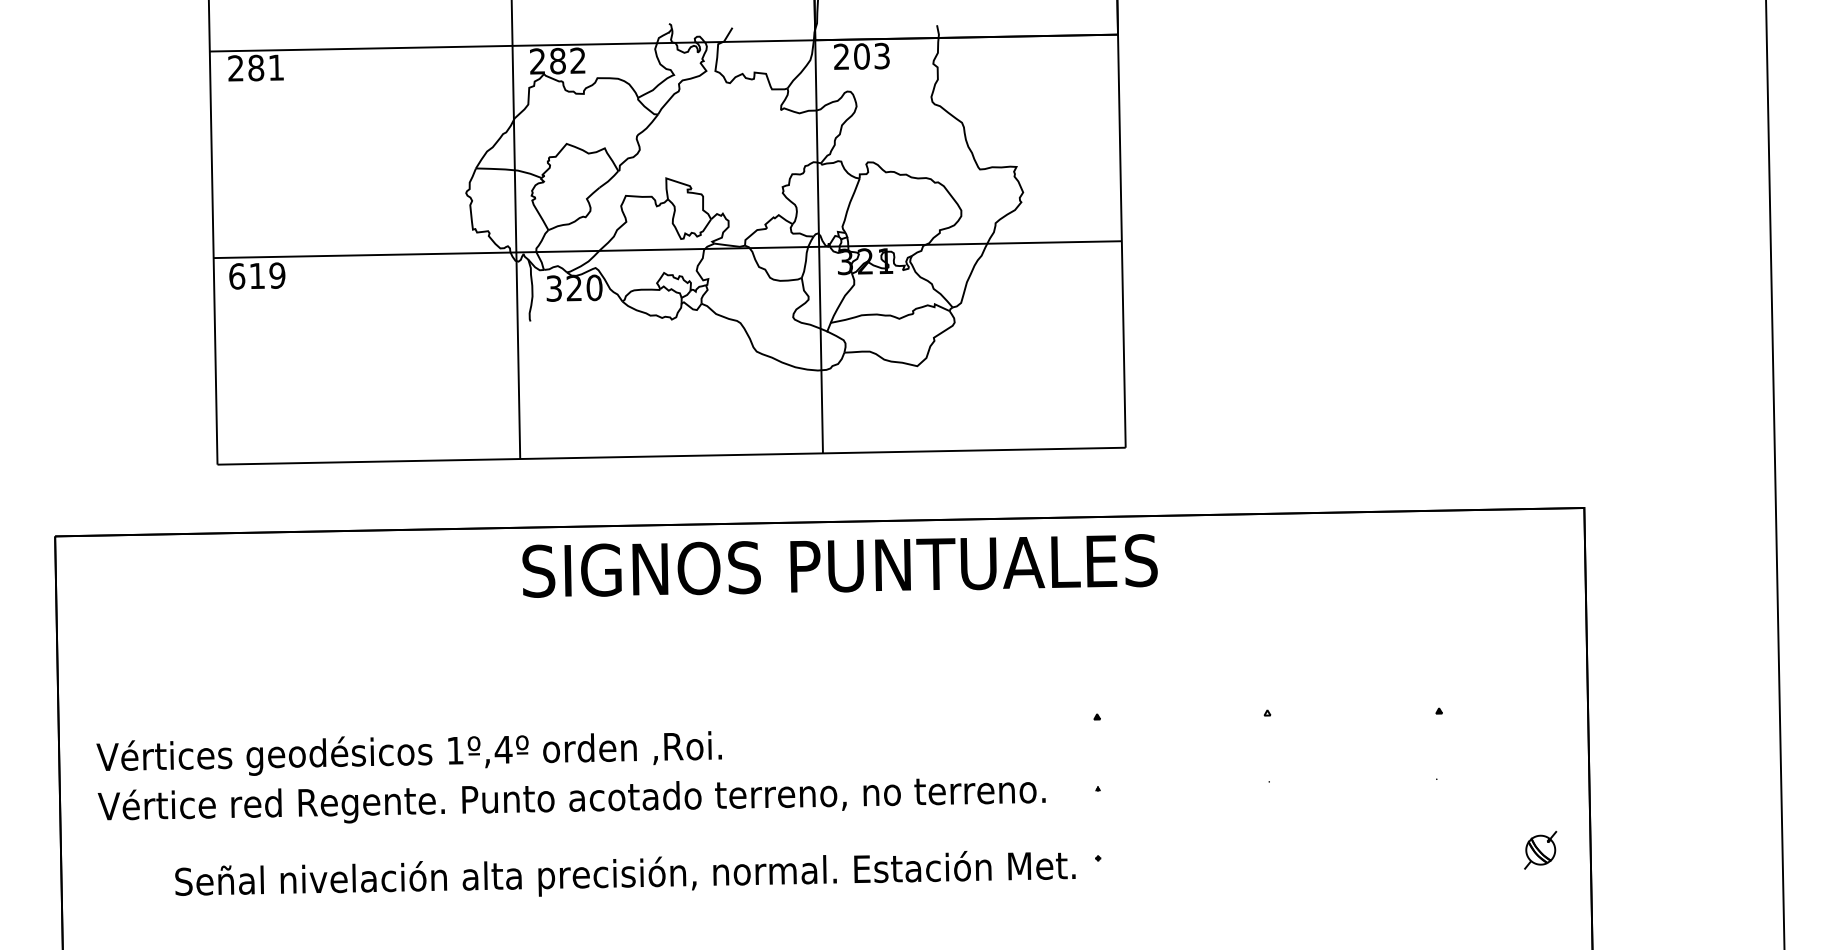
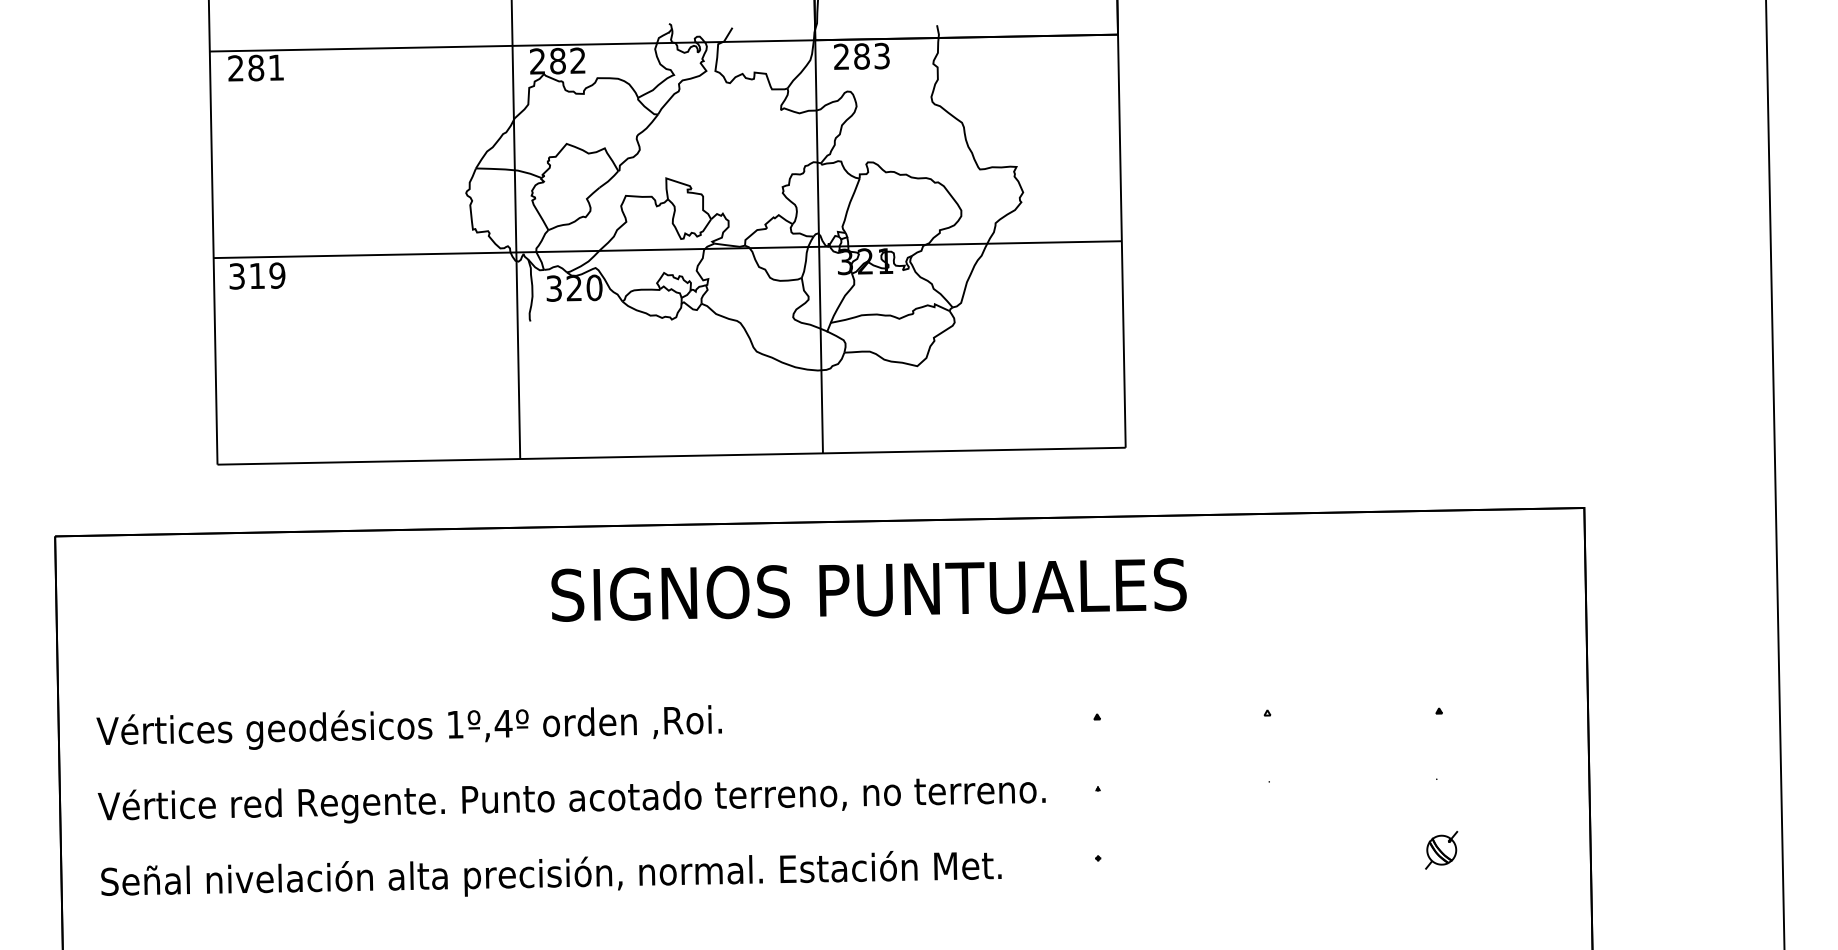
text: 203 -> 283 (861, 56)
text: 619 -> 319 (237, 276)
text position: (839, 565) -> (868, 589) (868, 589)
text position: (408, 753) -> (408, 727) (408, 727)
part position: (1540, 850) -> (1441, 850) (1441, 850)
text position: (625, 873) -> (551, 873) (551, 873)
